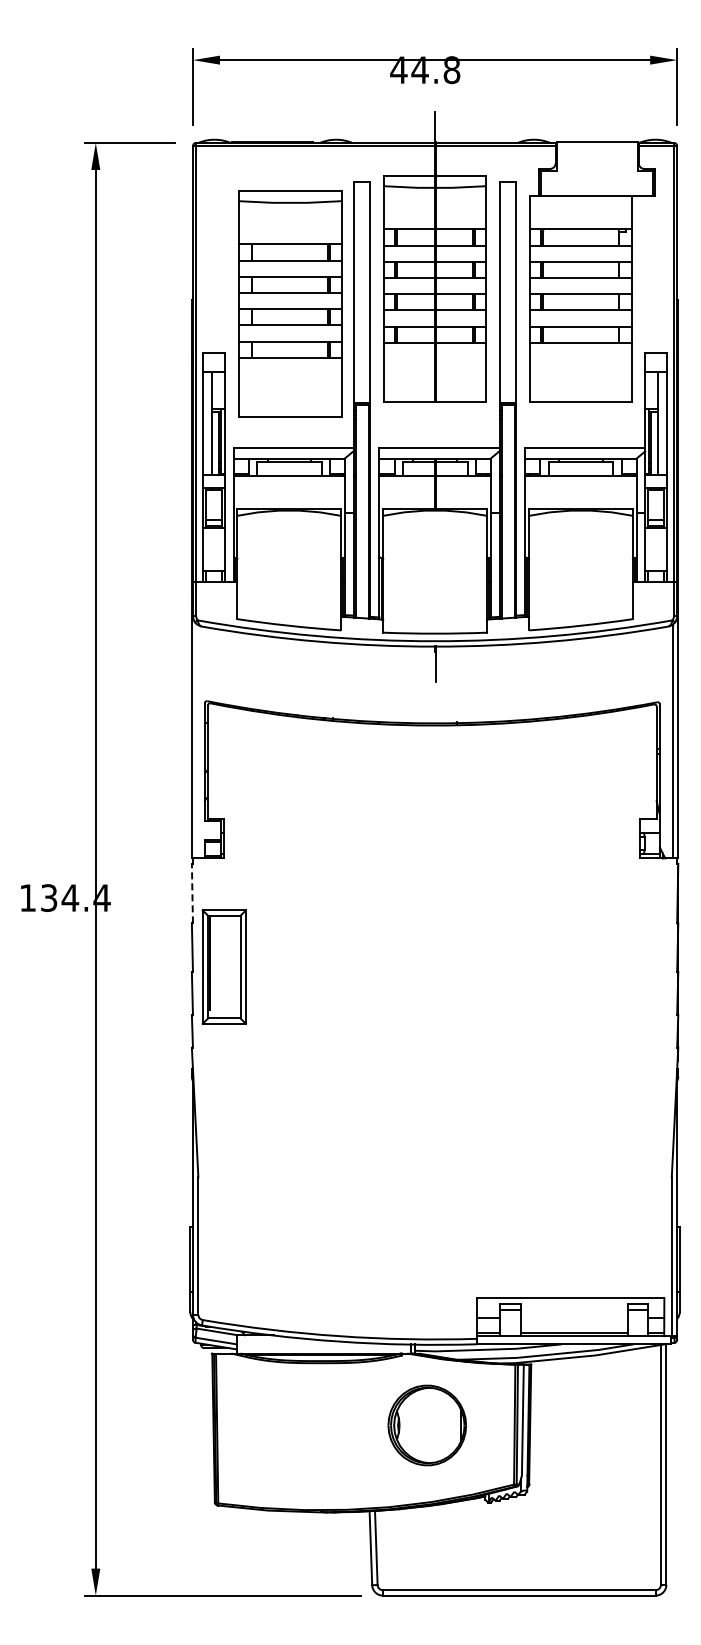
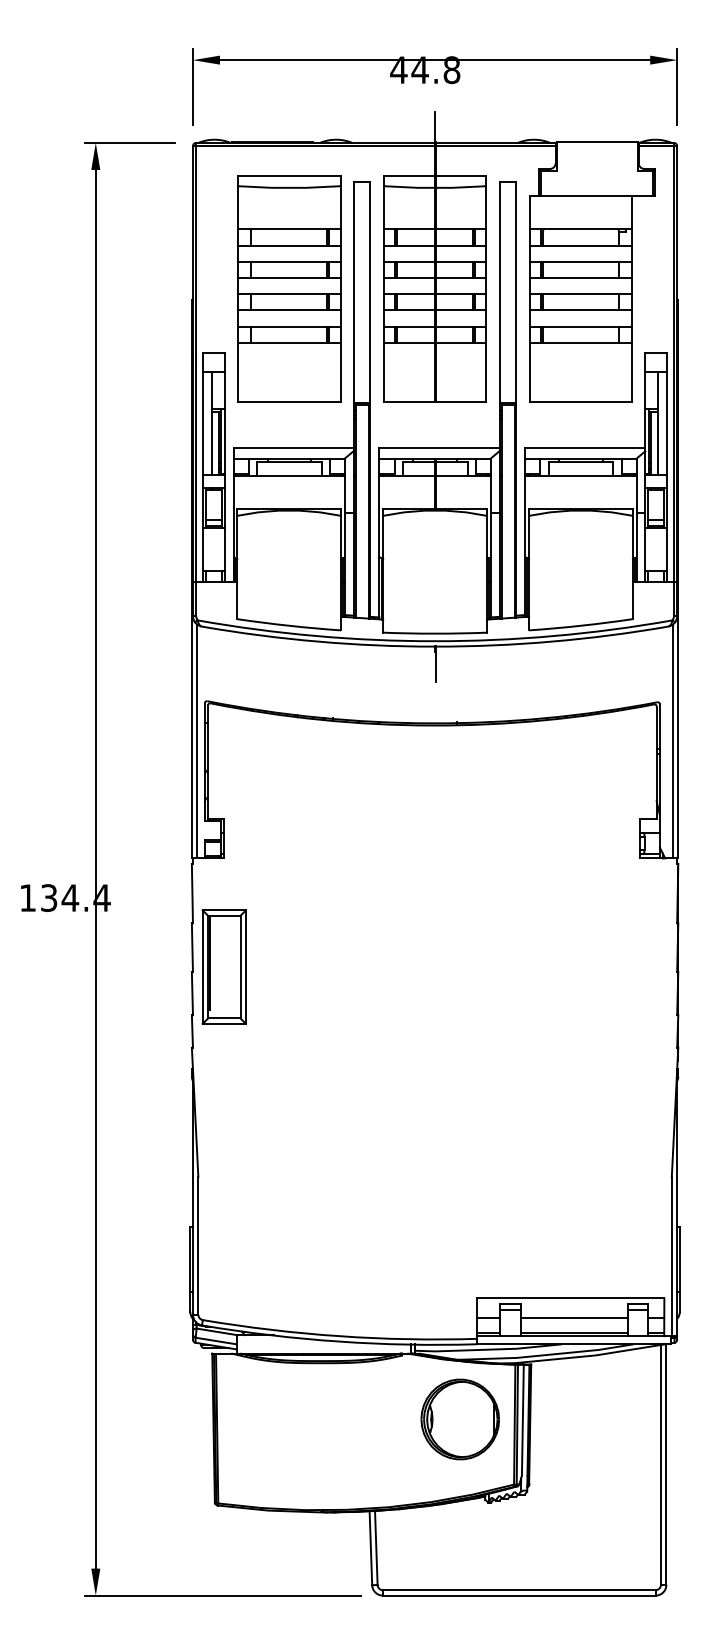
part position: (290, 303) -> (289, 288) (289, 288)
line: none -> present (197, 741)
line: dashed -> solid (192, 893)
line: none -> present (573, 1317)
part position: (426, 1425) -> (459, 1419) (459, 1419)
